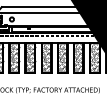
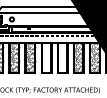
hatch: present -> none (46, 57)
hatch: present -> none (62, 57)
